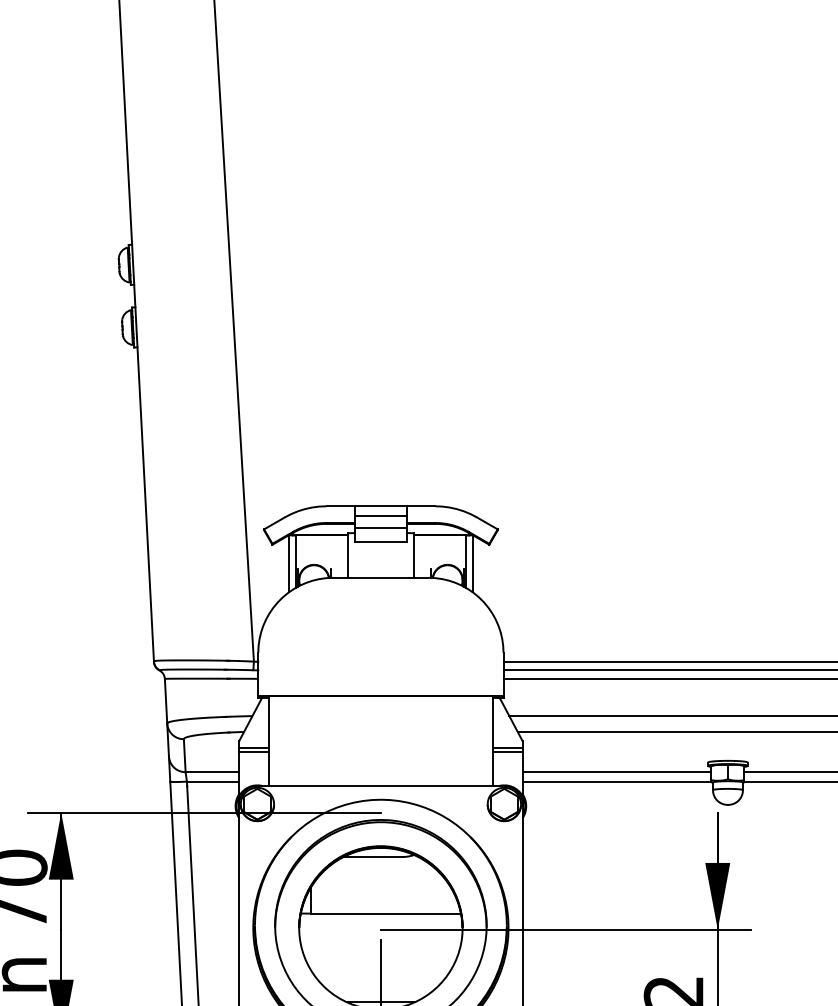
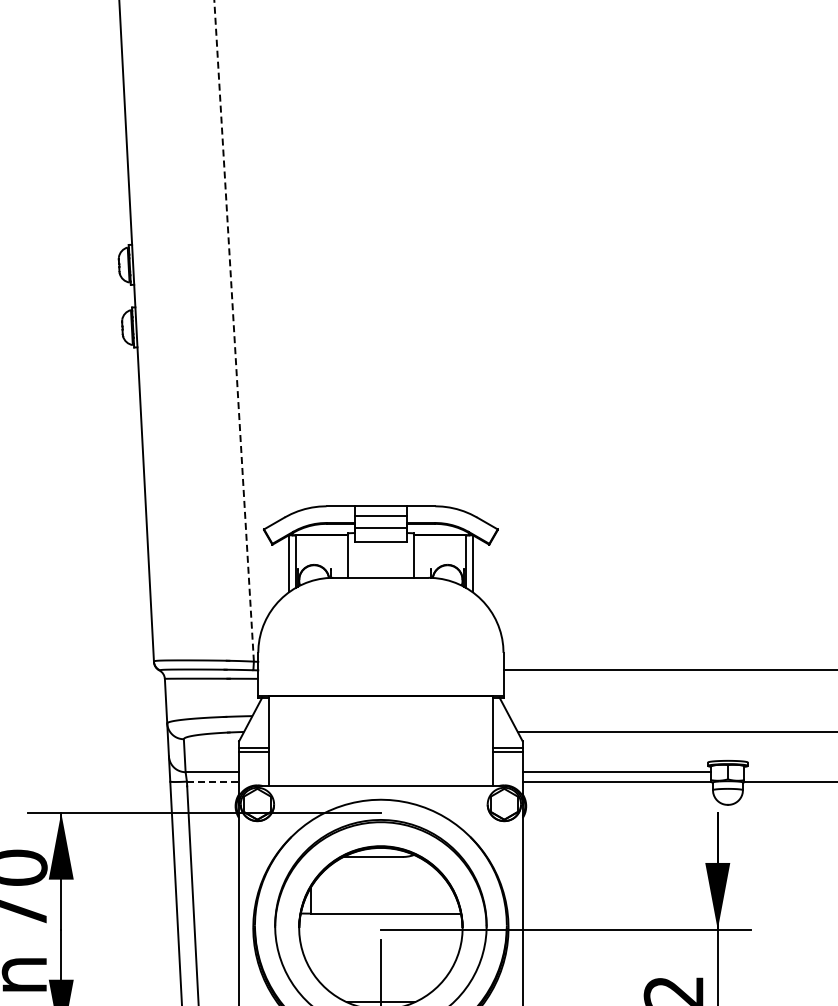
line: solid -> dashed (234, 331)
line: present -> none (668, 662)
line: present -> none (668, 678)
line: present -> none (671, 715)
line: present -> none (789, 772)
line: solid -> dashed (213, 781)
